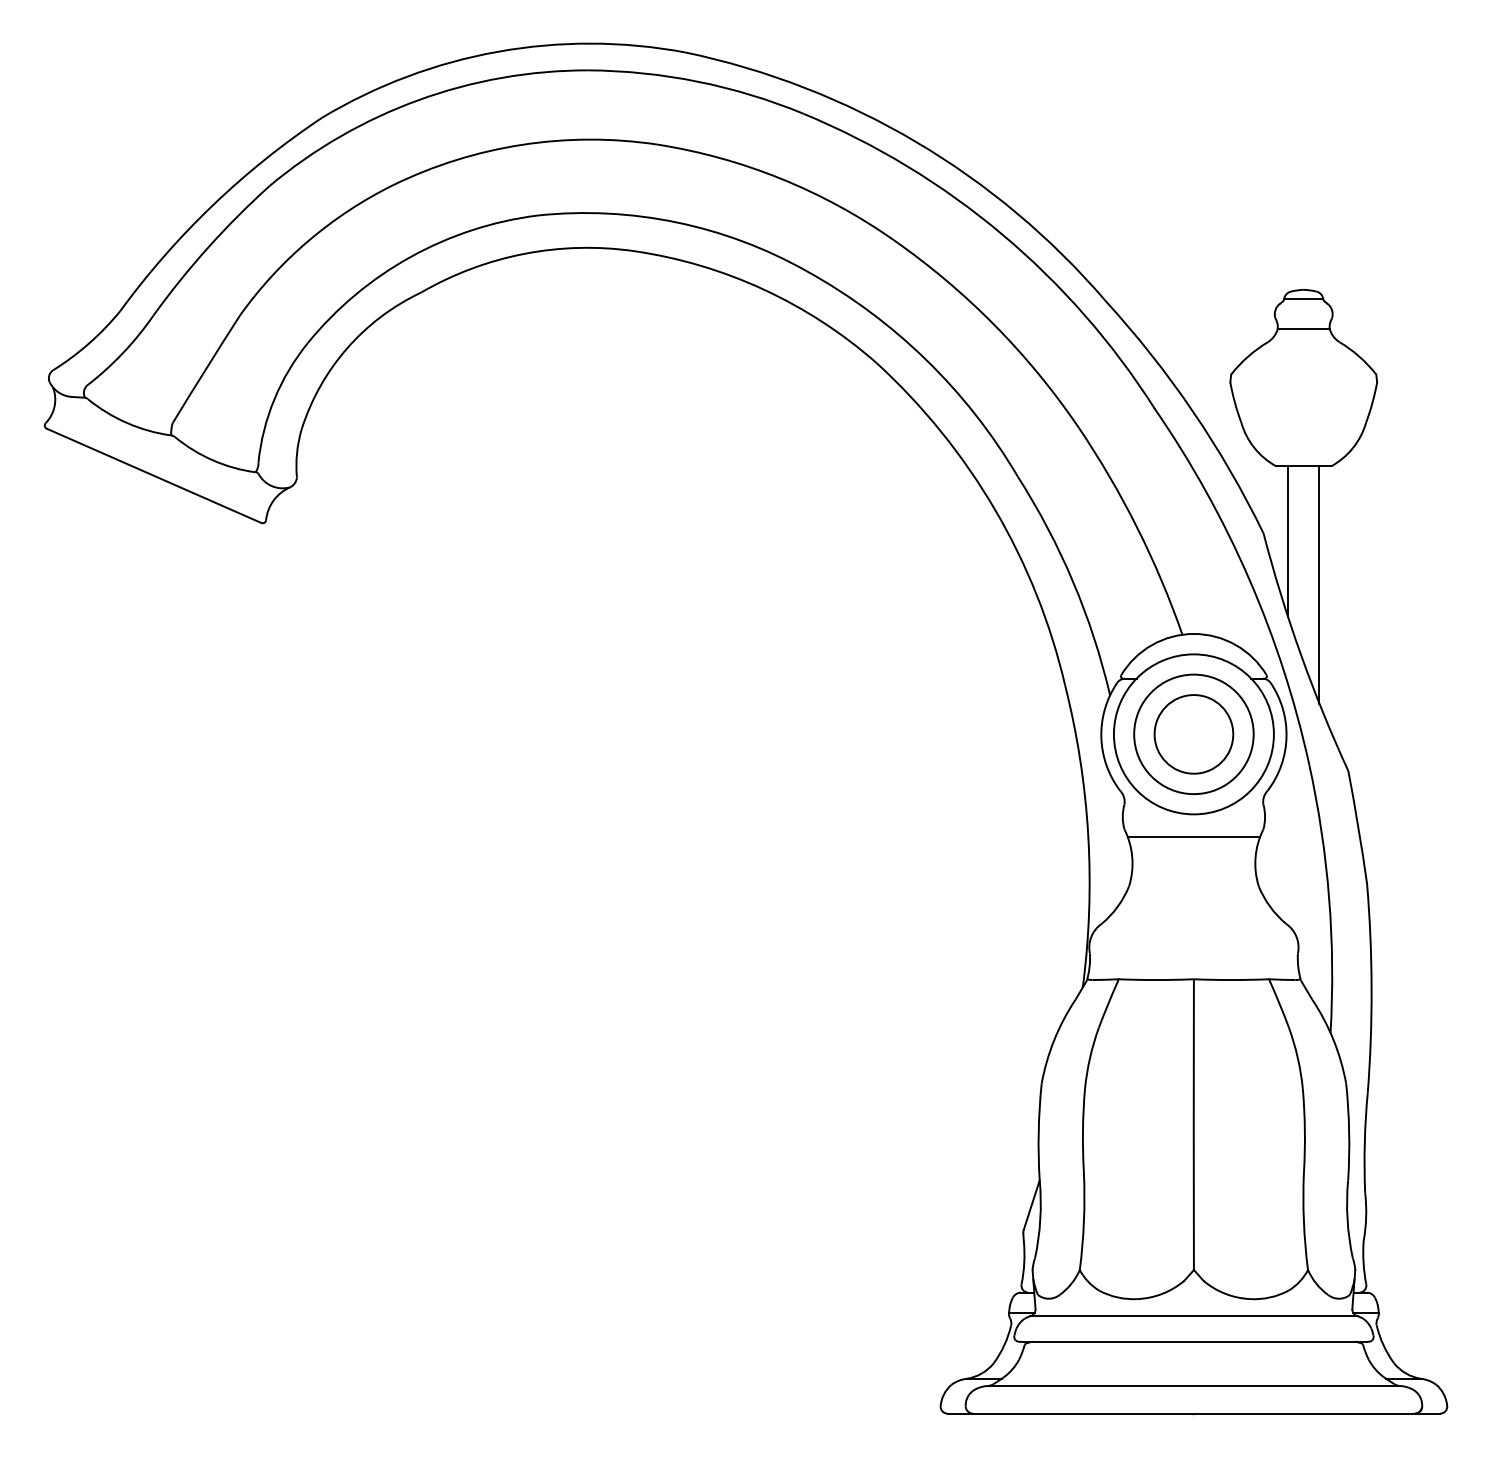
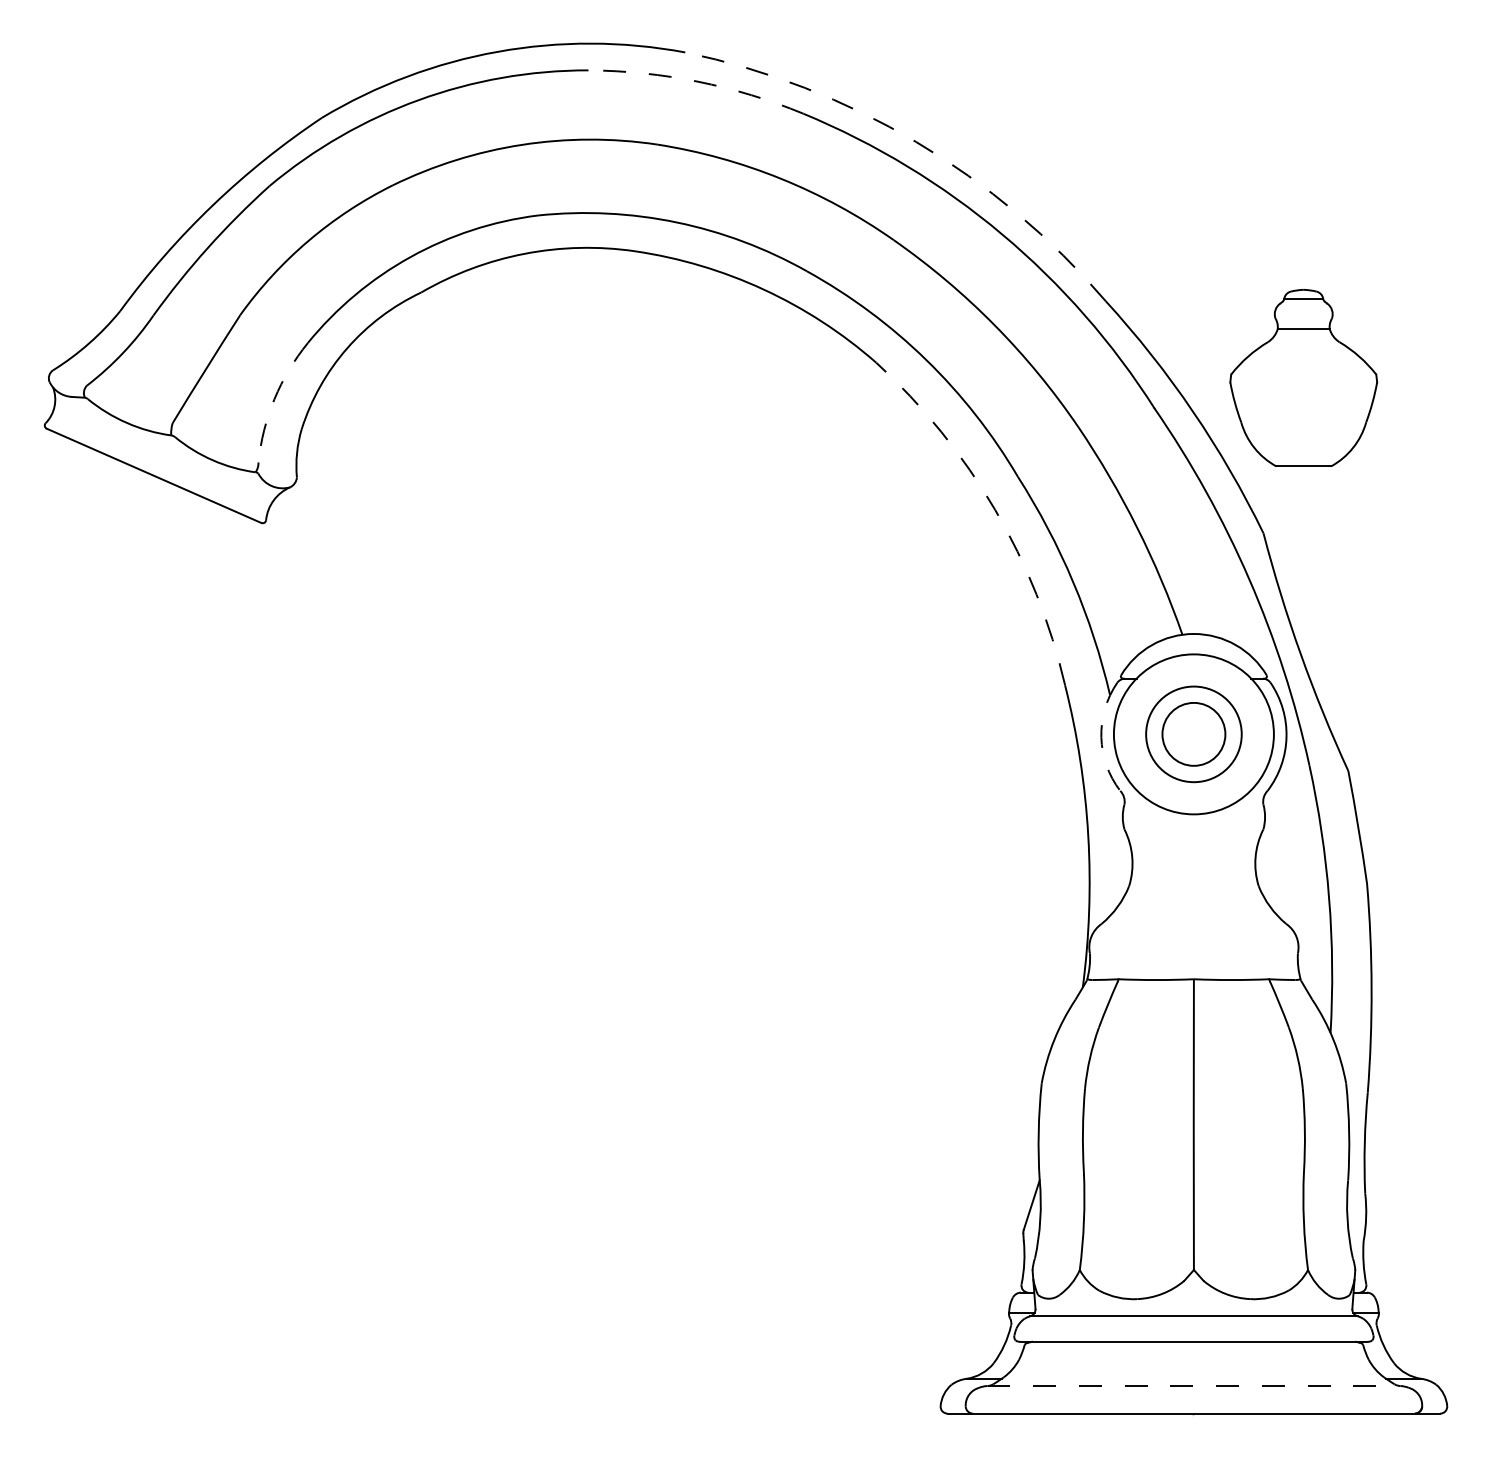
arc: solid -> dashed (698, 81)
arc: solid -> dashed (916, 141)
arc: solid -> dashed (274, 399)
arc: solid -> dashed (995, 509)
line: present -> none (1287, 541)
line: present -> none (1319, 584)
circle diameter: 120 px -> 96 px (1193, 734)
circle diameter: 79 px -> 63 px (1193, 733)
arc: solid -> dashed (1101, 737)
line: present -> none (1193, 836)
line: solid -> dashed (1194, 1386)
